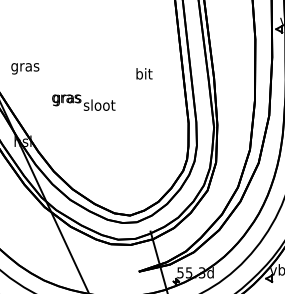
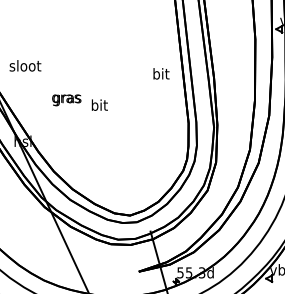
text: gras -> sloot (25, 67)
text position: (144, 73) -> (161, 73) (161, 73)
text: sloot -> bit (99, 104)
